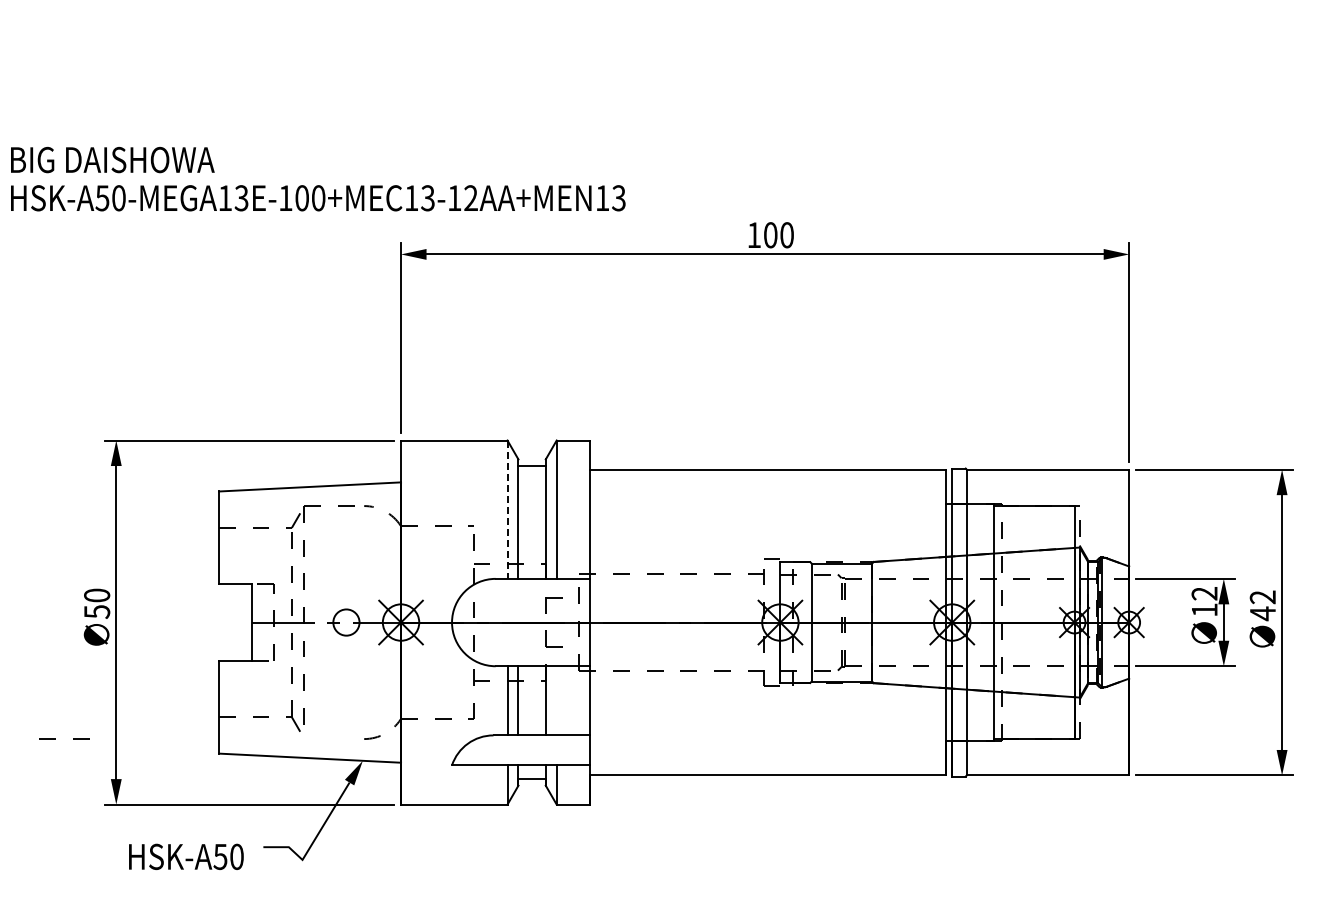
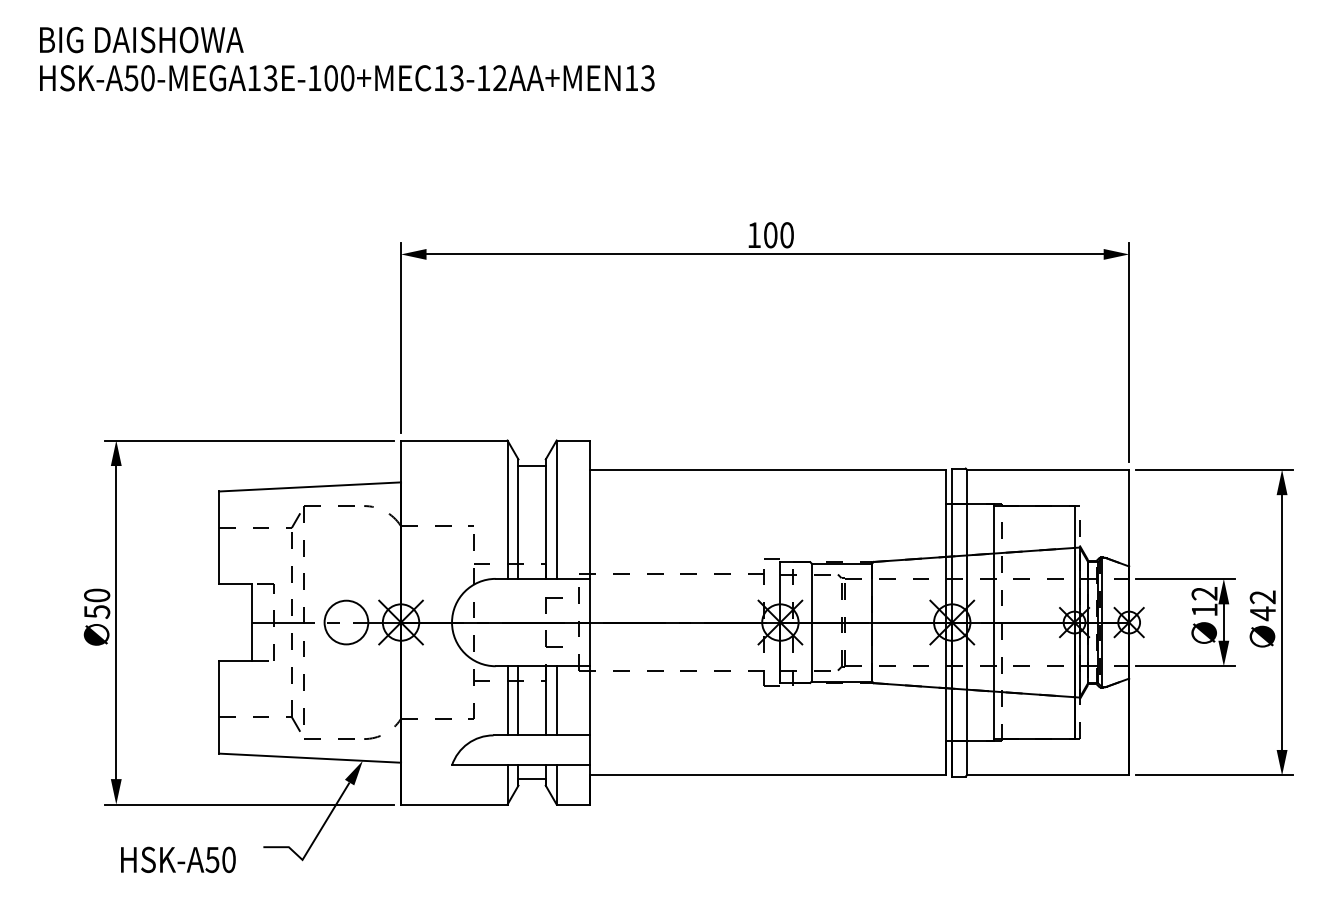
text position: (318, 178) -> (347, 58) (347, 58)
line: dashed -> solid (507, 510)
circle diameter: 26 px -> 44 px (346, 622)
line: none -> present (556, 700)
line position: (55, 738) -> (320, 738) (320, 738)
text position: (186, 856) -> (178, 859) (178, 859)
